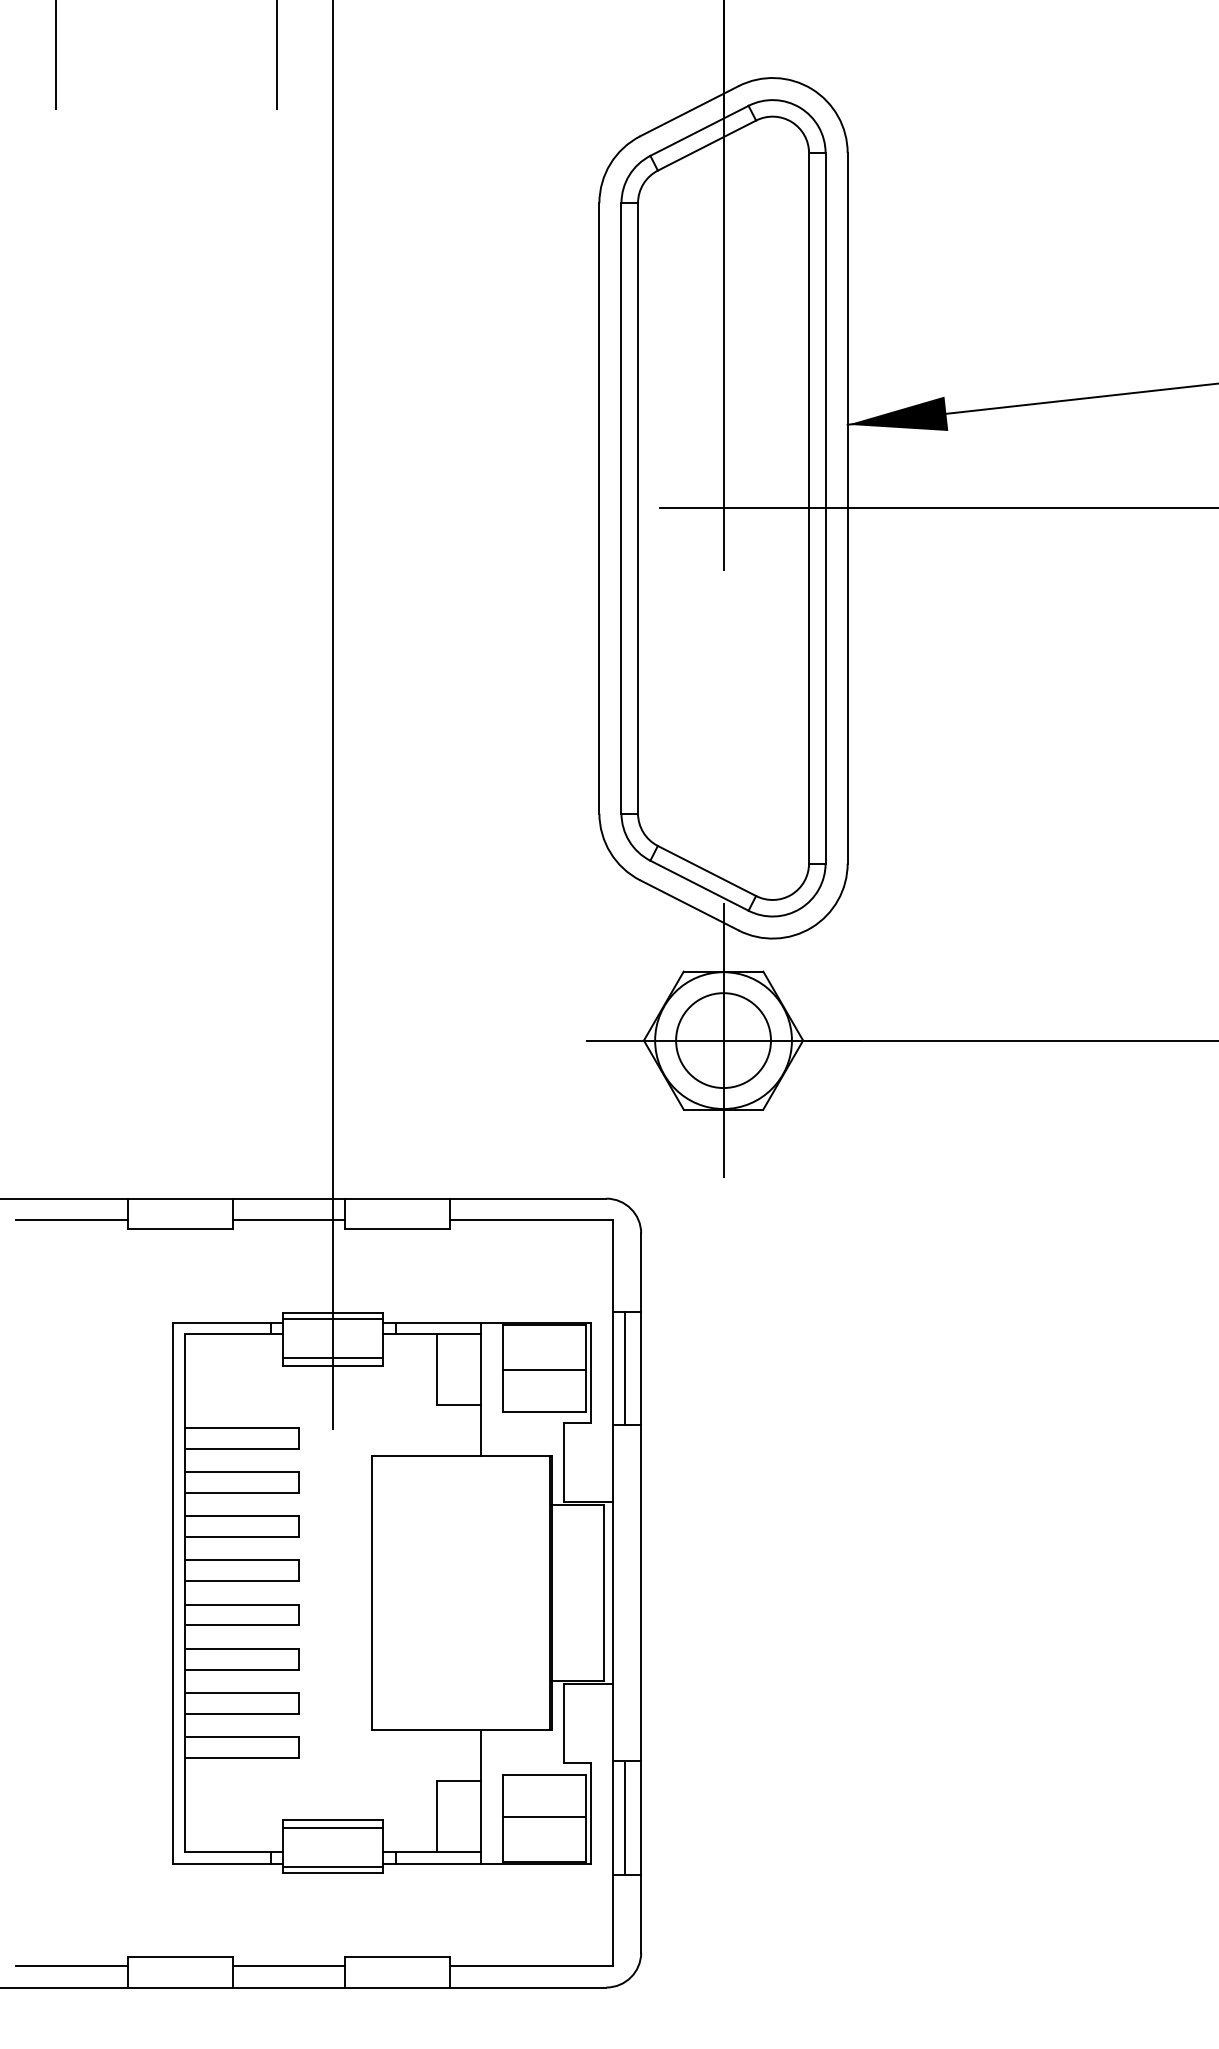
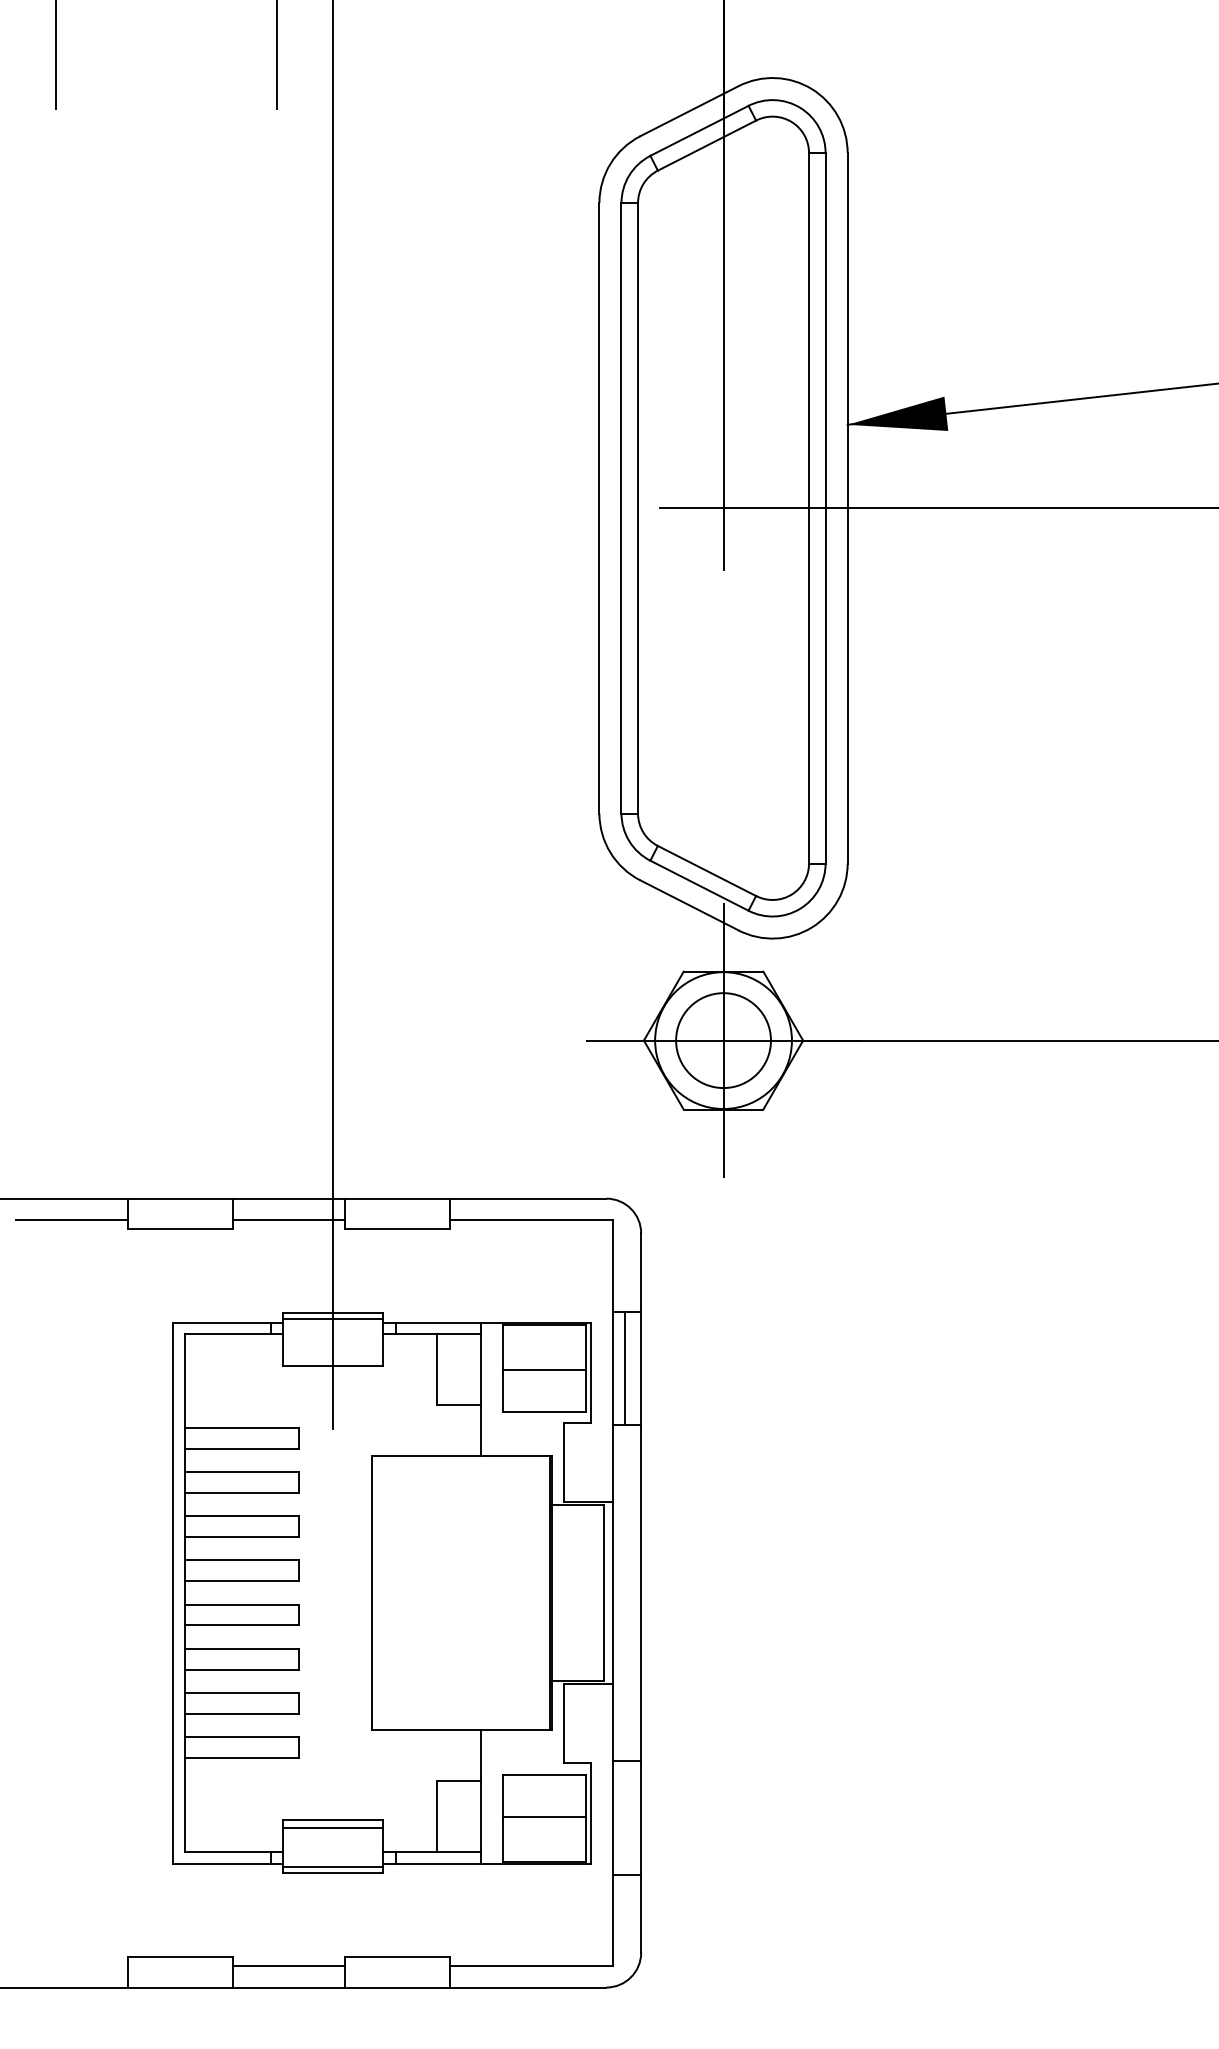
line: present -> none (332, 1357)
line: present -> none (624, 1817)
line: present -> none (71, 1965)
